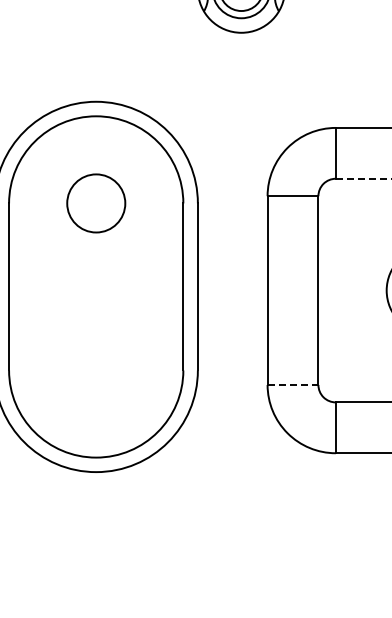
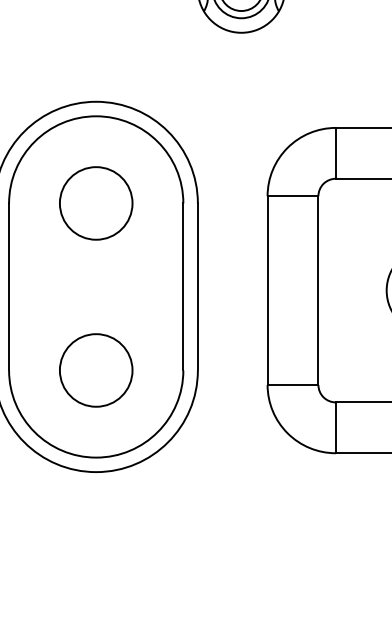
line: dashed -> solid (363, 178)
circle size: 61x61 px -> 75x75 px (96, 203)
circle: none -> present (96, 370)
line: dashed -> solid (293, 384)
